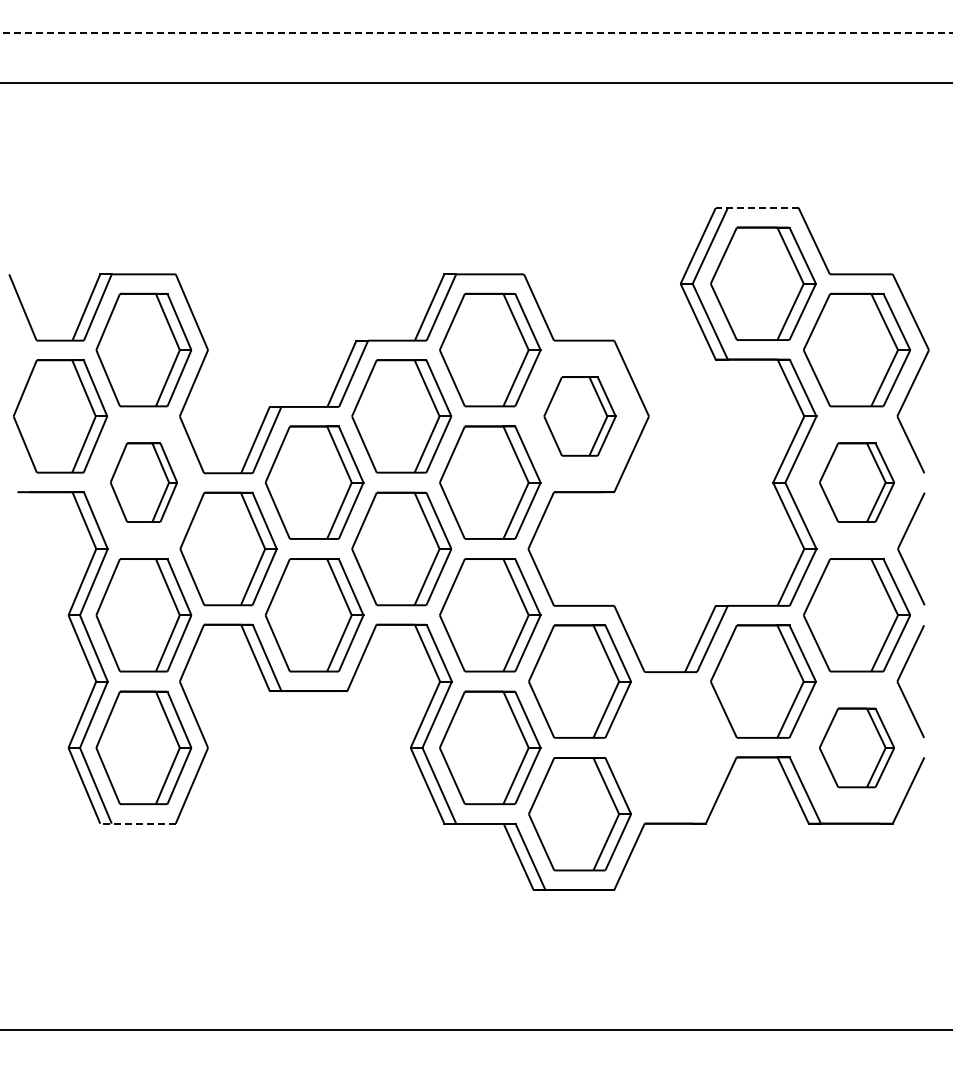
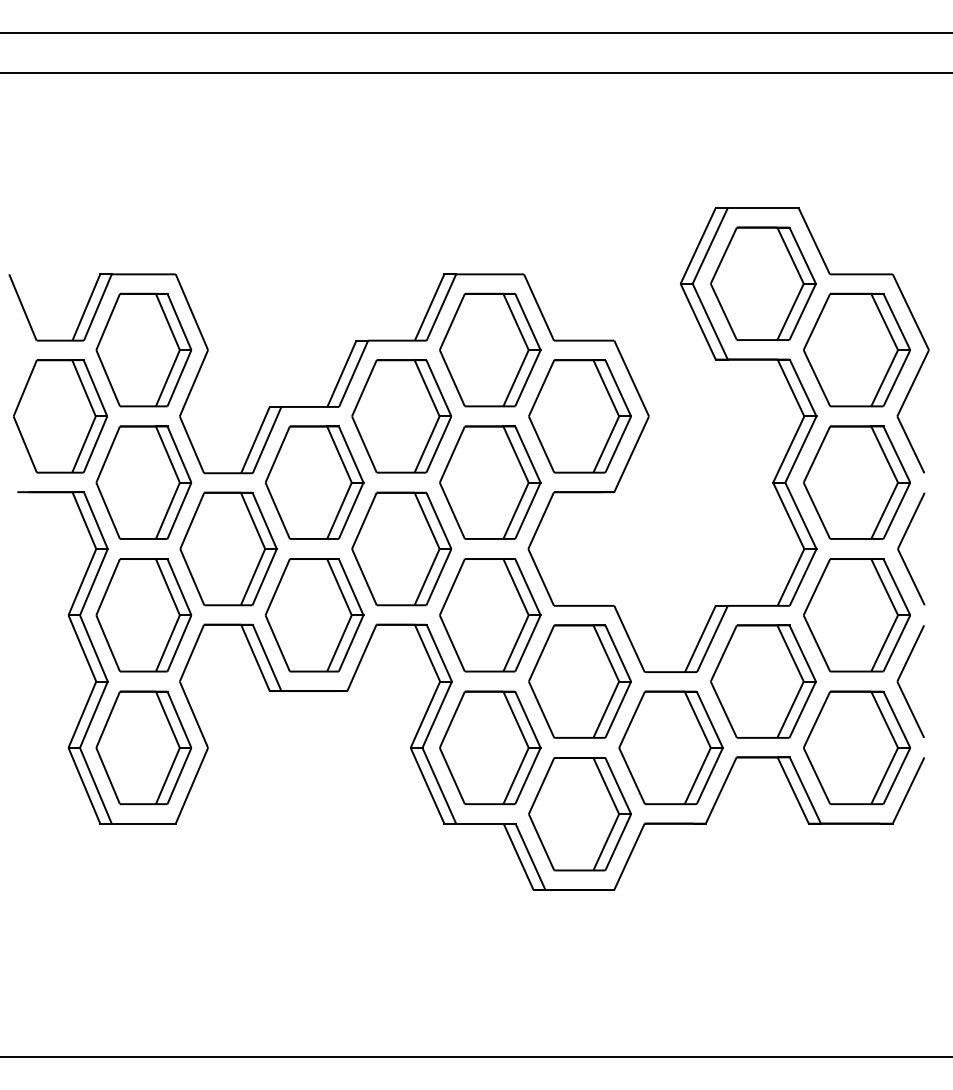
line: dashed -> solid (476, 32)
line position: (475, 82) -> (475, 72) (475, 72)
line: dashed -> solid (756, 208)
part size: 74x81 px -> 104x115 px (579, 416)
part size: 68x81 px -> 98x115 px (143, 482)
part size: 76x81 px -> 108x115 px (856, 482)
part: none -> present (670, 747)
part size: 76x82 px -> 108x116 px (856, 747)
line: dashed -> solid (138, 823)
line position: (475, 1030) -> (475, 1057) (475, 1057)
